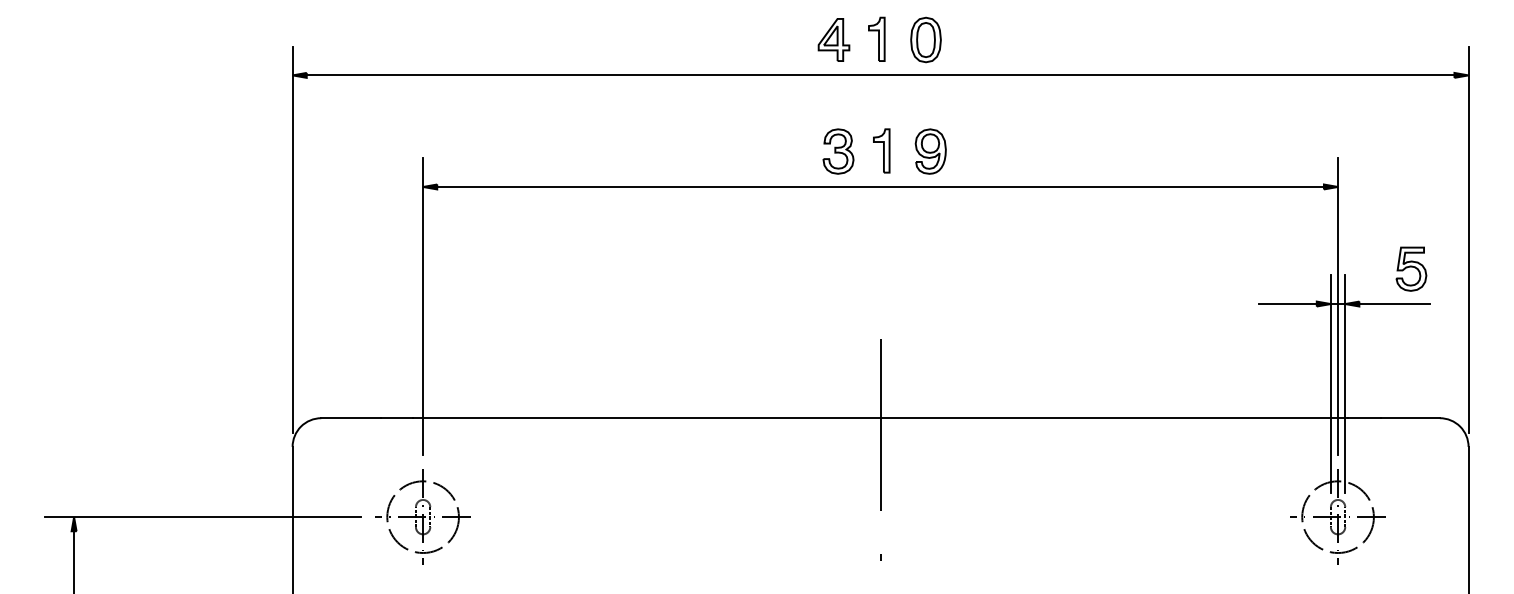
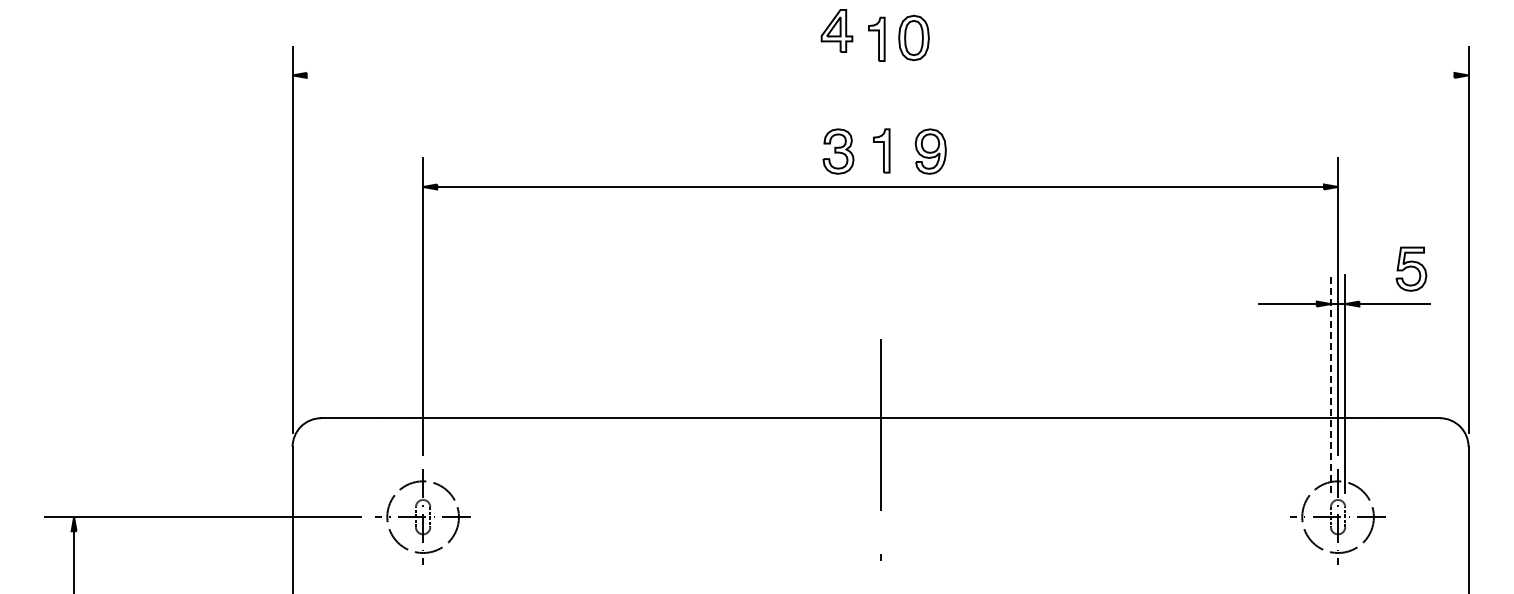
part position: (833, 39) -> (836, 30) (836, 30)
part position: (925, 39) -> (913, 37) (913, 37)
line: present -> none (880, 75)
line: solid -> dashed (1330, 384)
